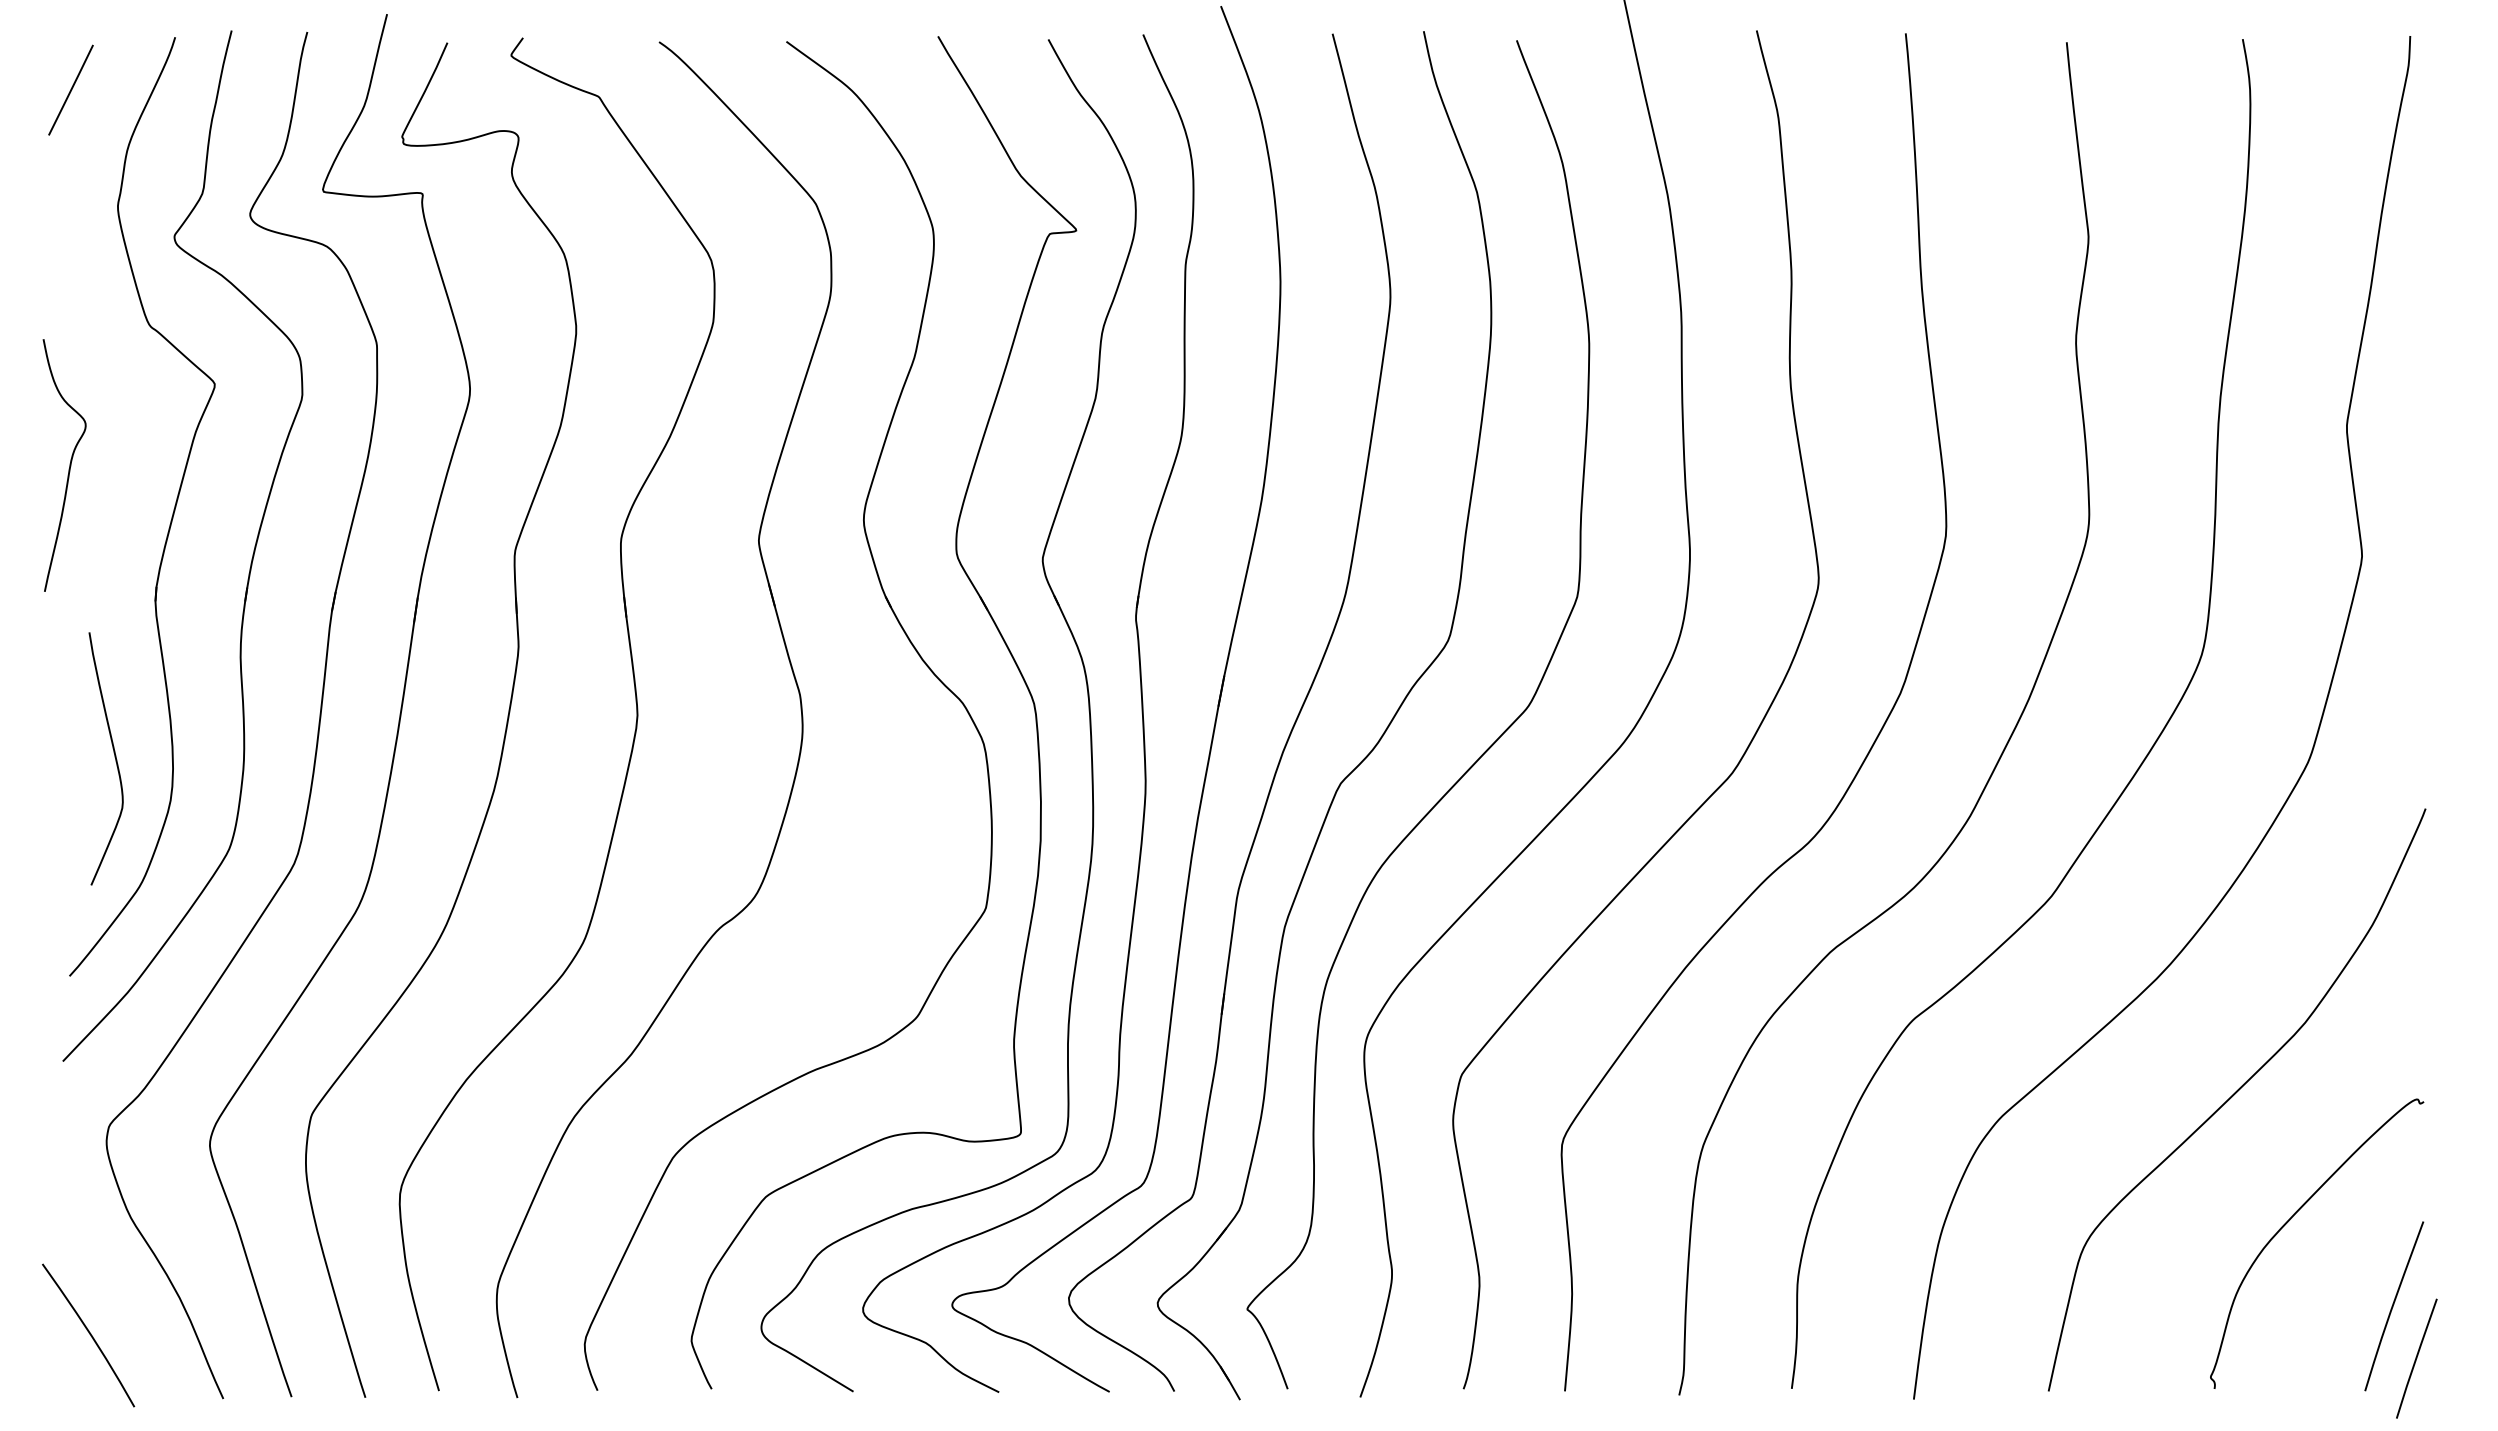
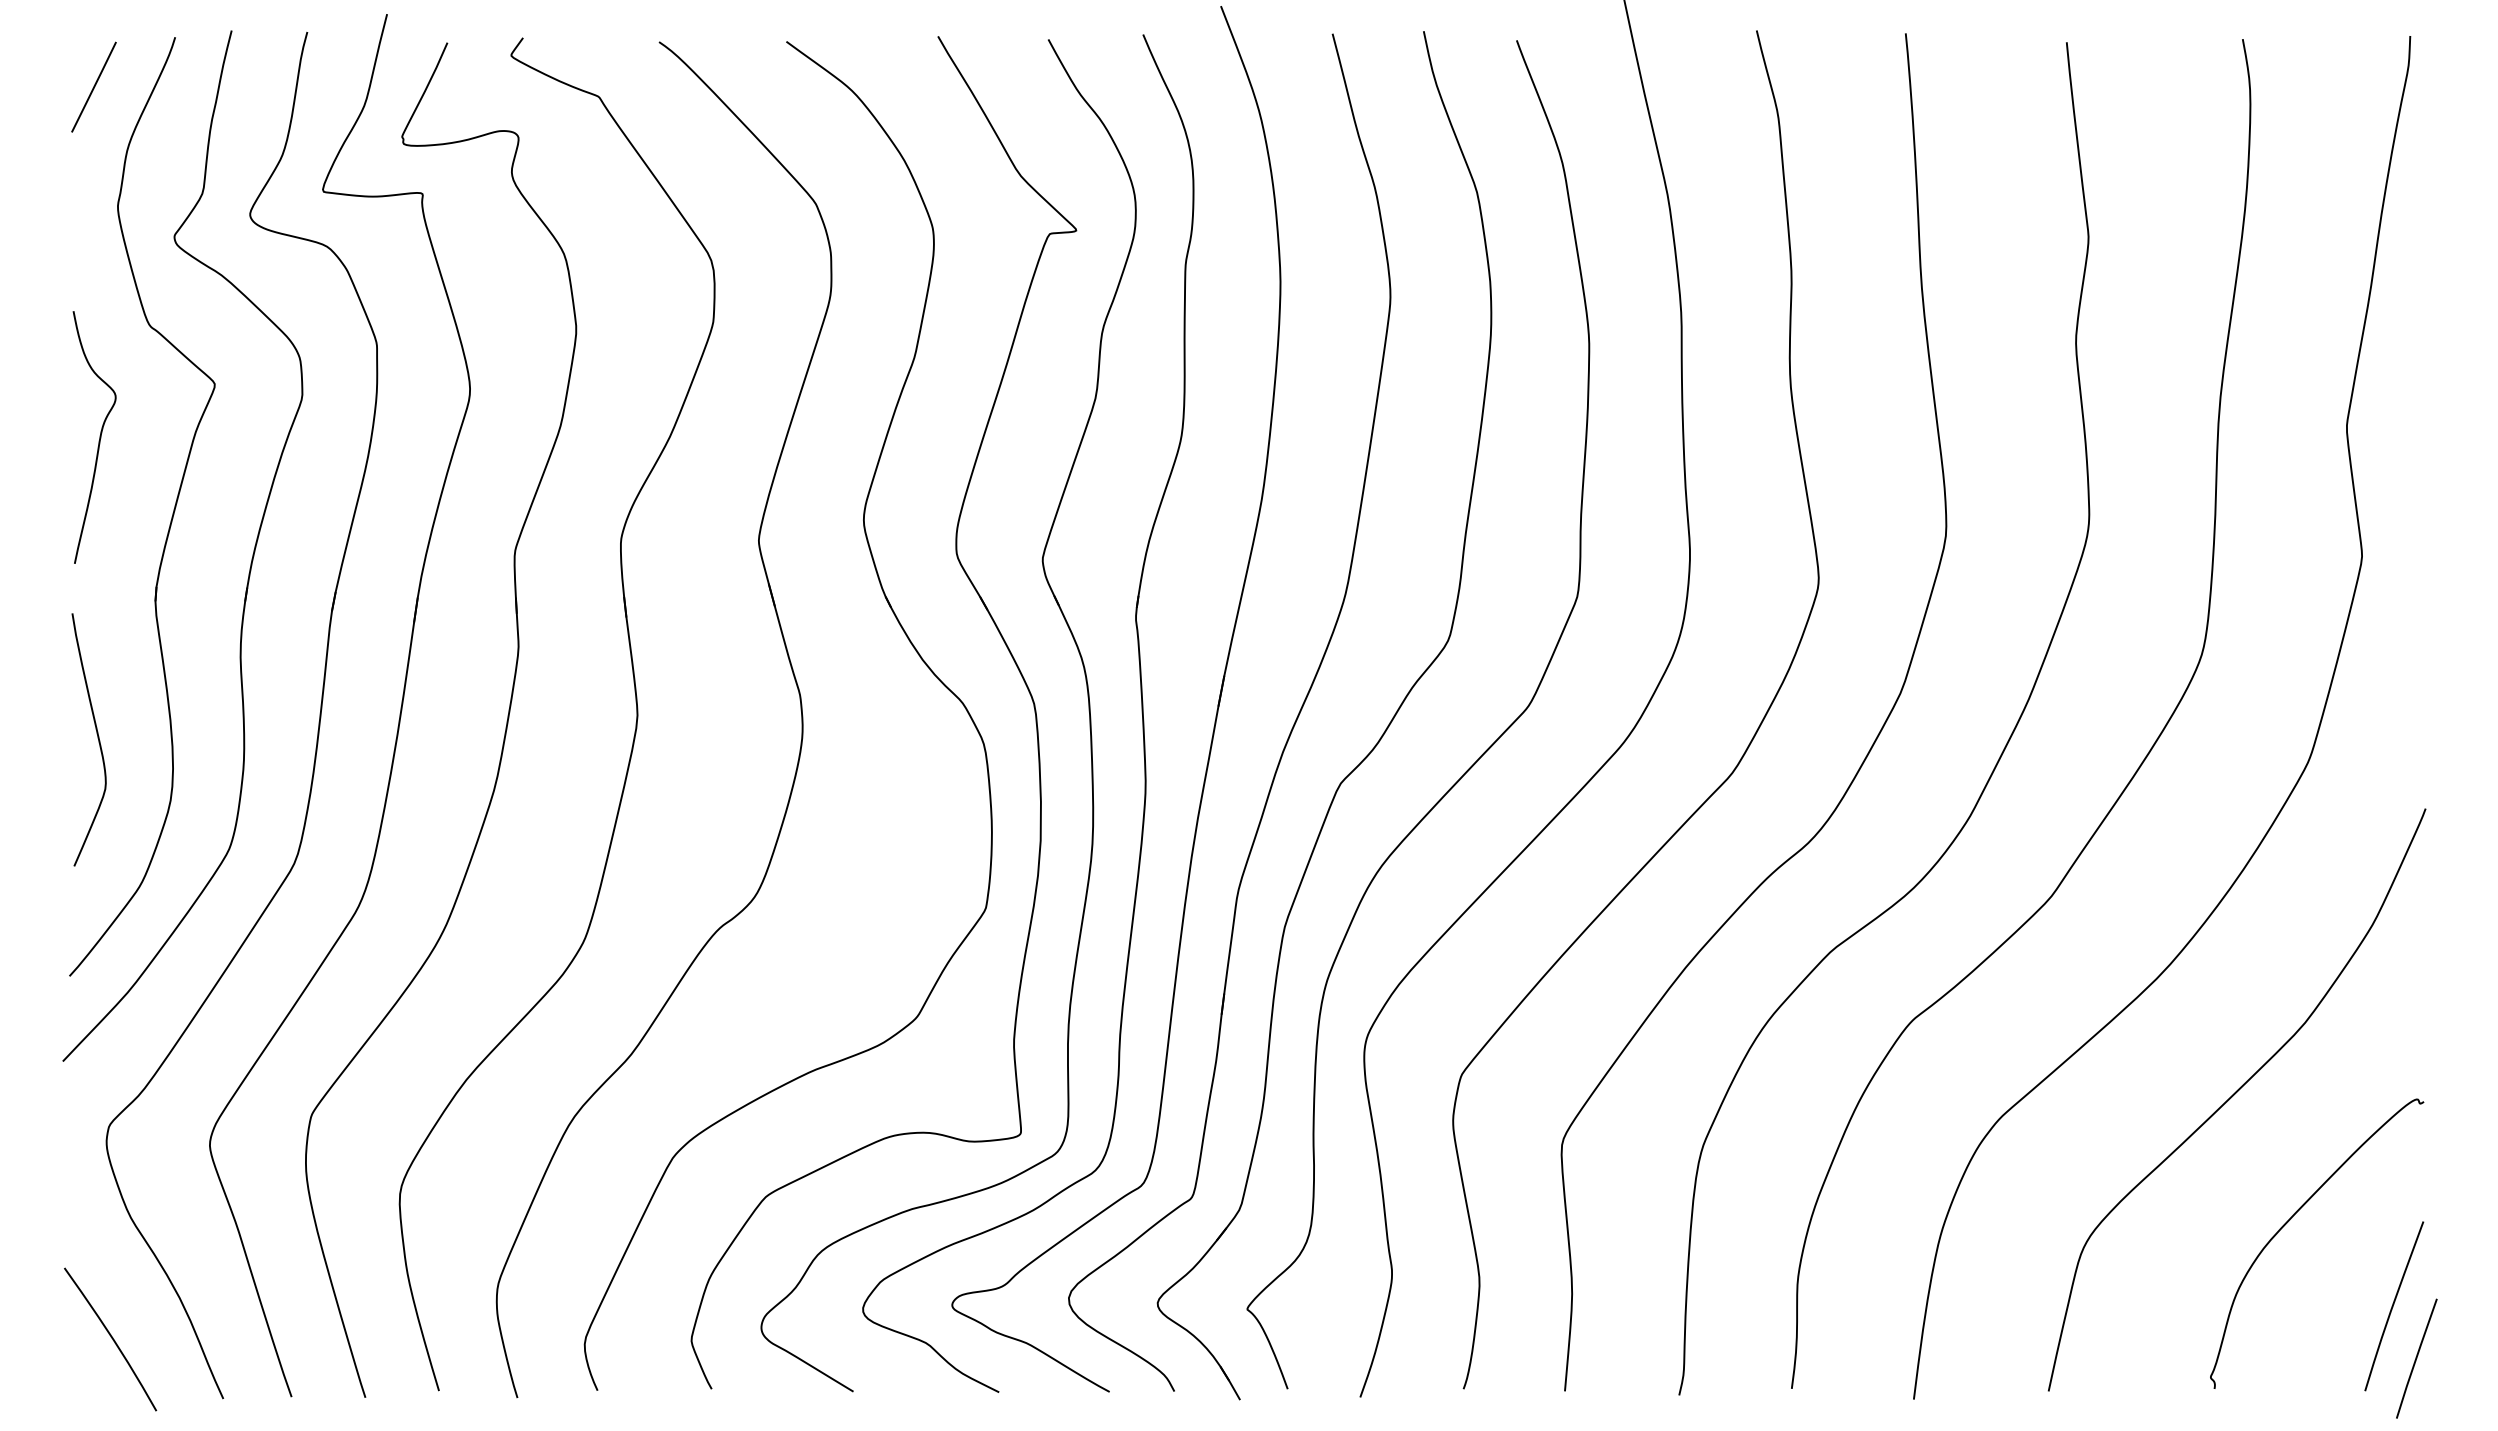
line position: (70, 89) -> (93, 86) (93, 86)
curve position: (69, 465) -> (99, 437) (99, 437)
curve position: (114, 757) -> (97, 738) (97, 738)
curve position: (89, 1334) -> (111, 1338) (111, 1338)
